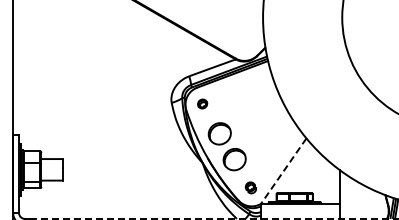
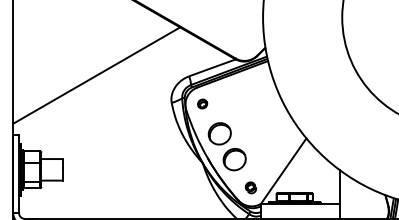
line: none -> present (96, 75)
line: dashed -> solid (283, 171)
line: dashed -> solid (215, 218)
